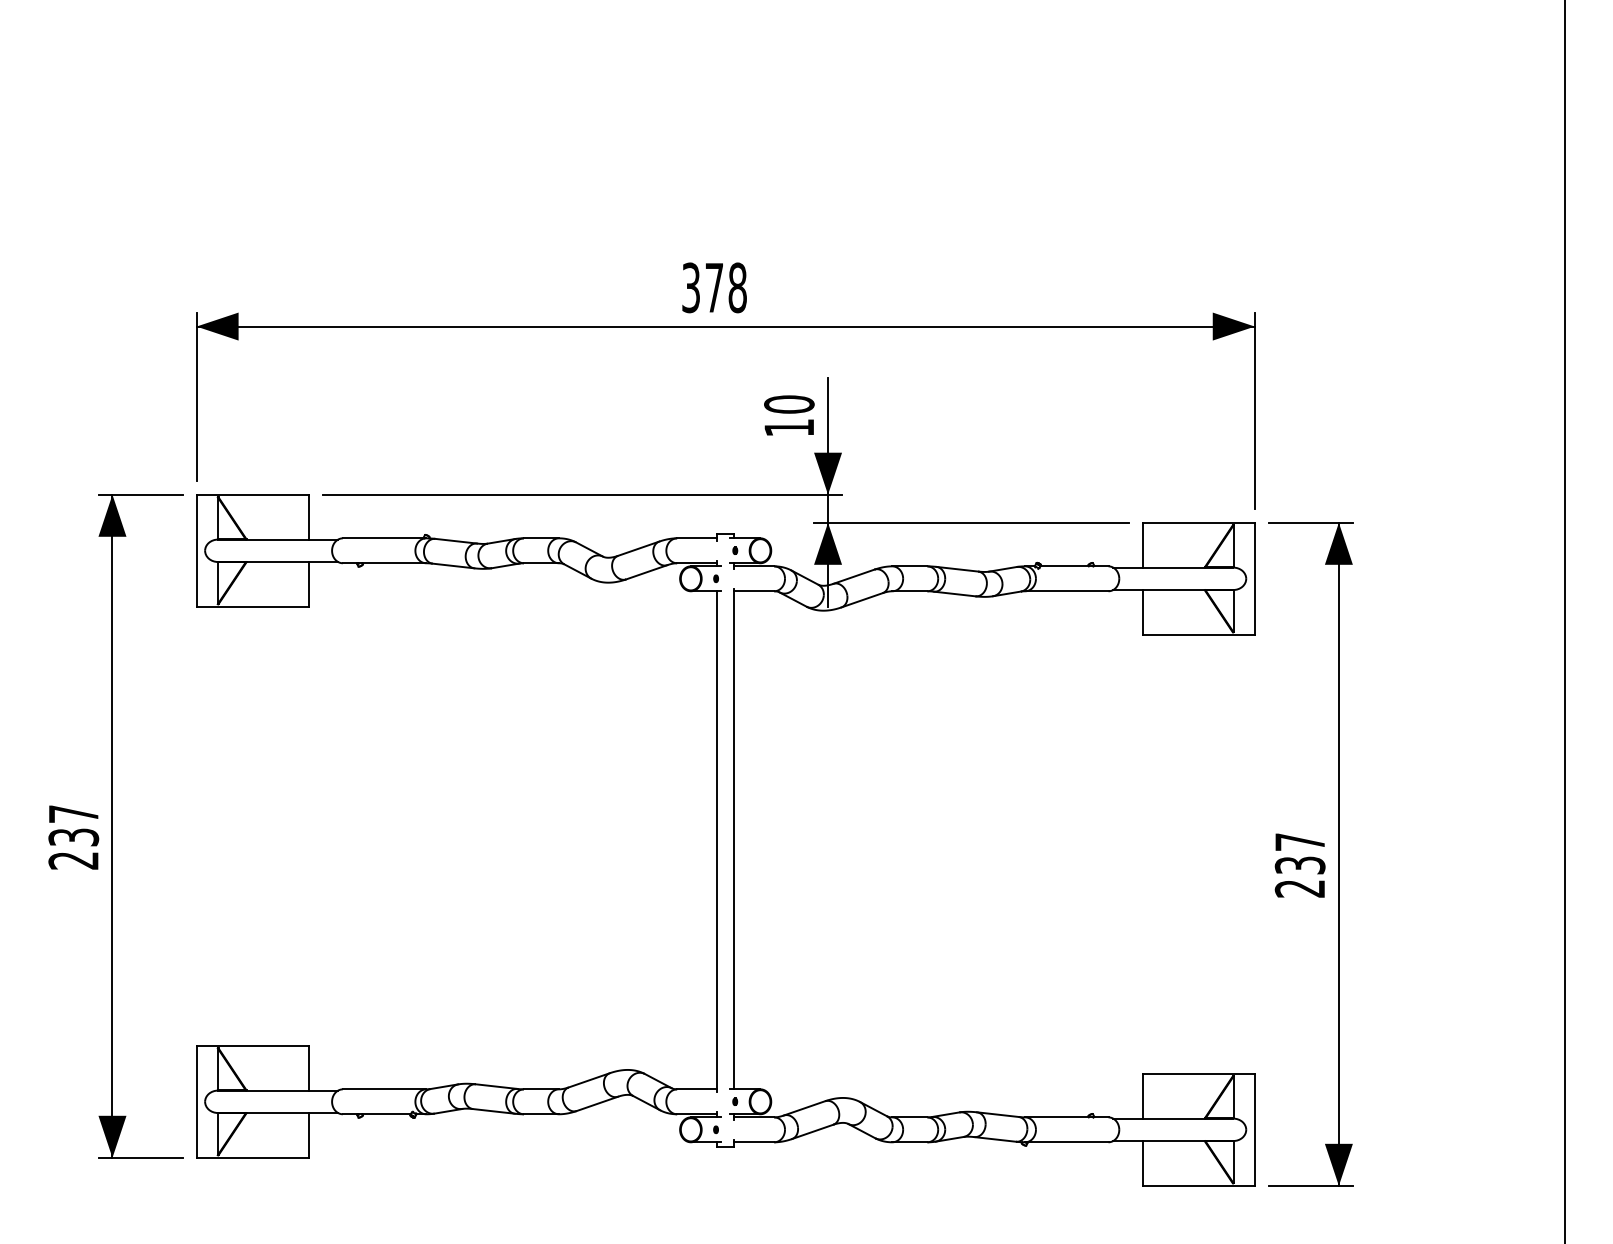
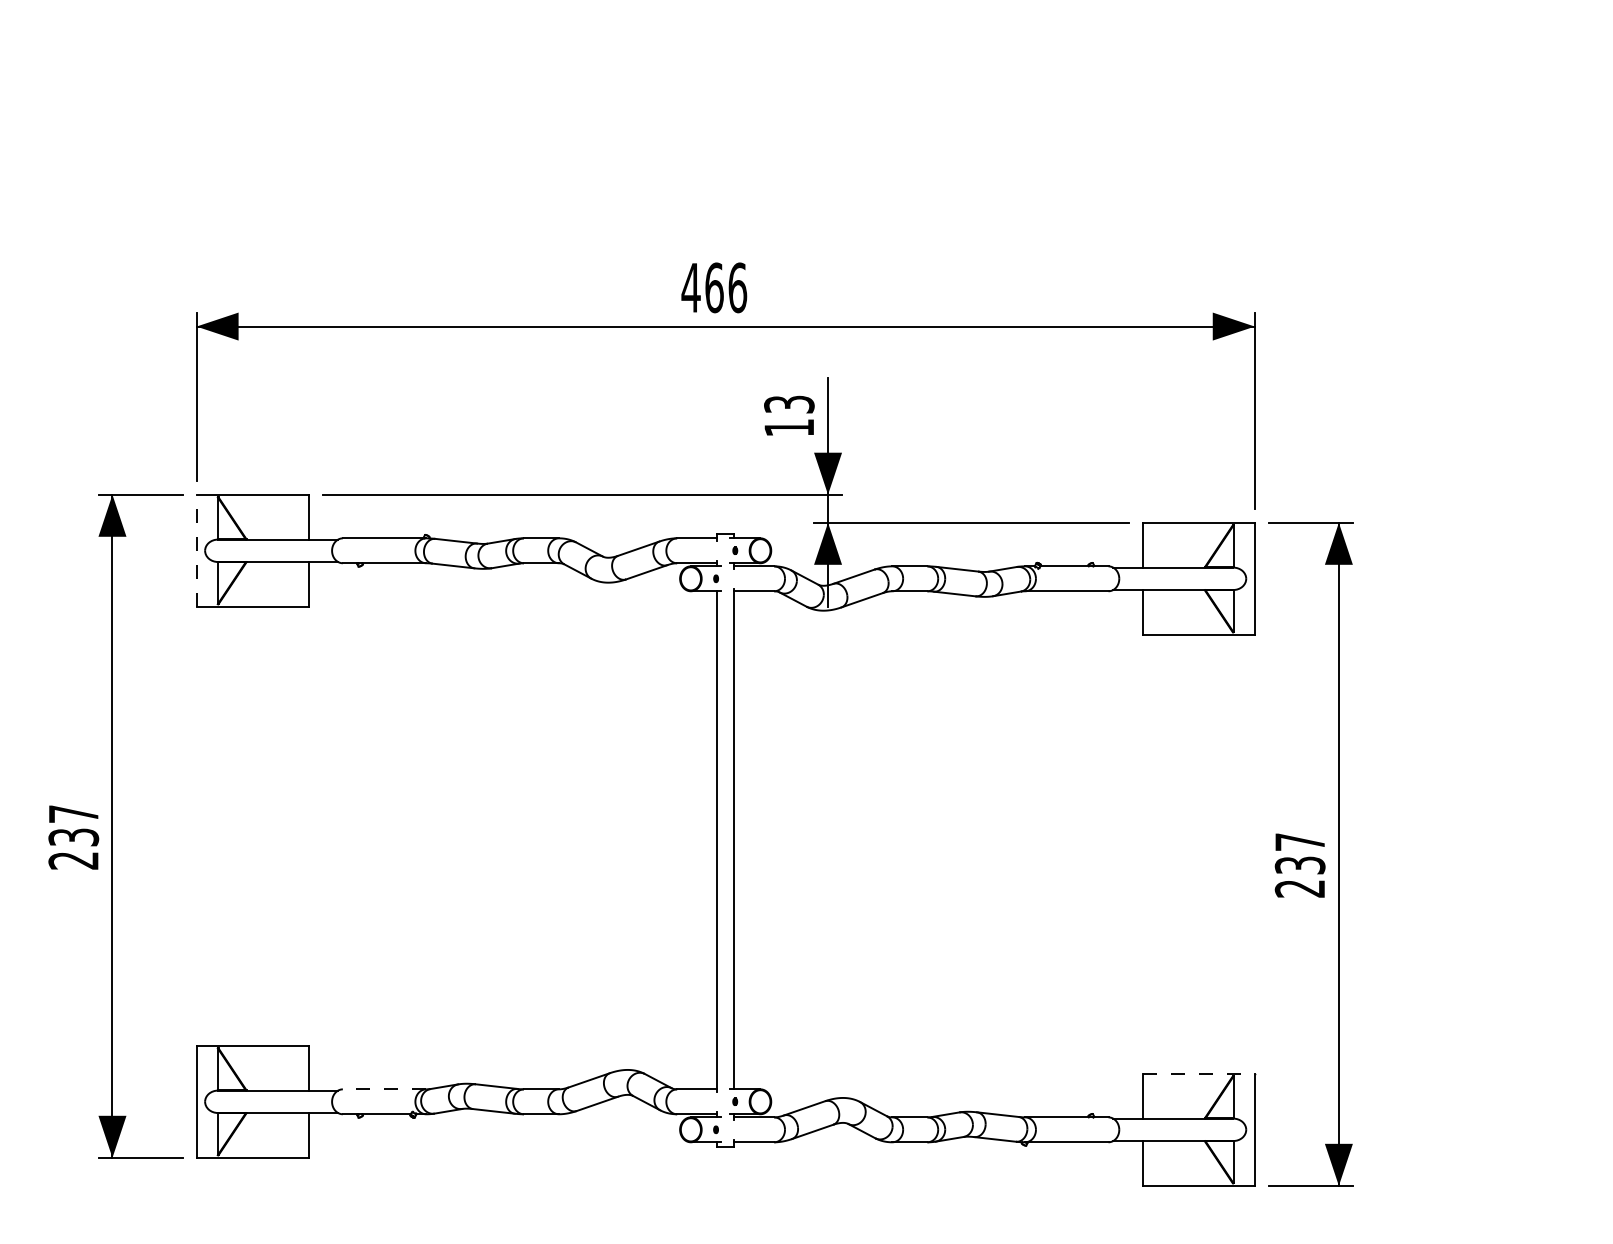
text: 378 -> 466 (714, 287)
text: 10 -> 13 (789, 404)
line: solid -> dashed (196, 550)
line: present -> none (1564, 621)
line: solid -> dashed (1199, 1073)
line: solid -> dashed (384, 1089)
